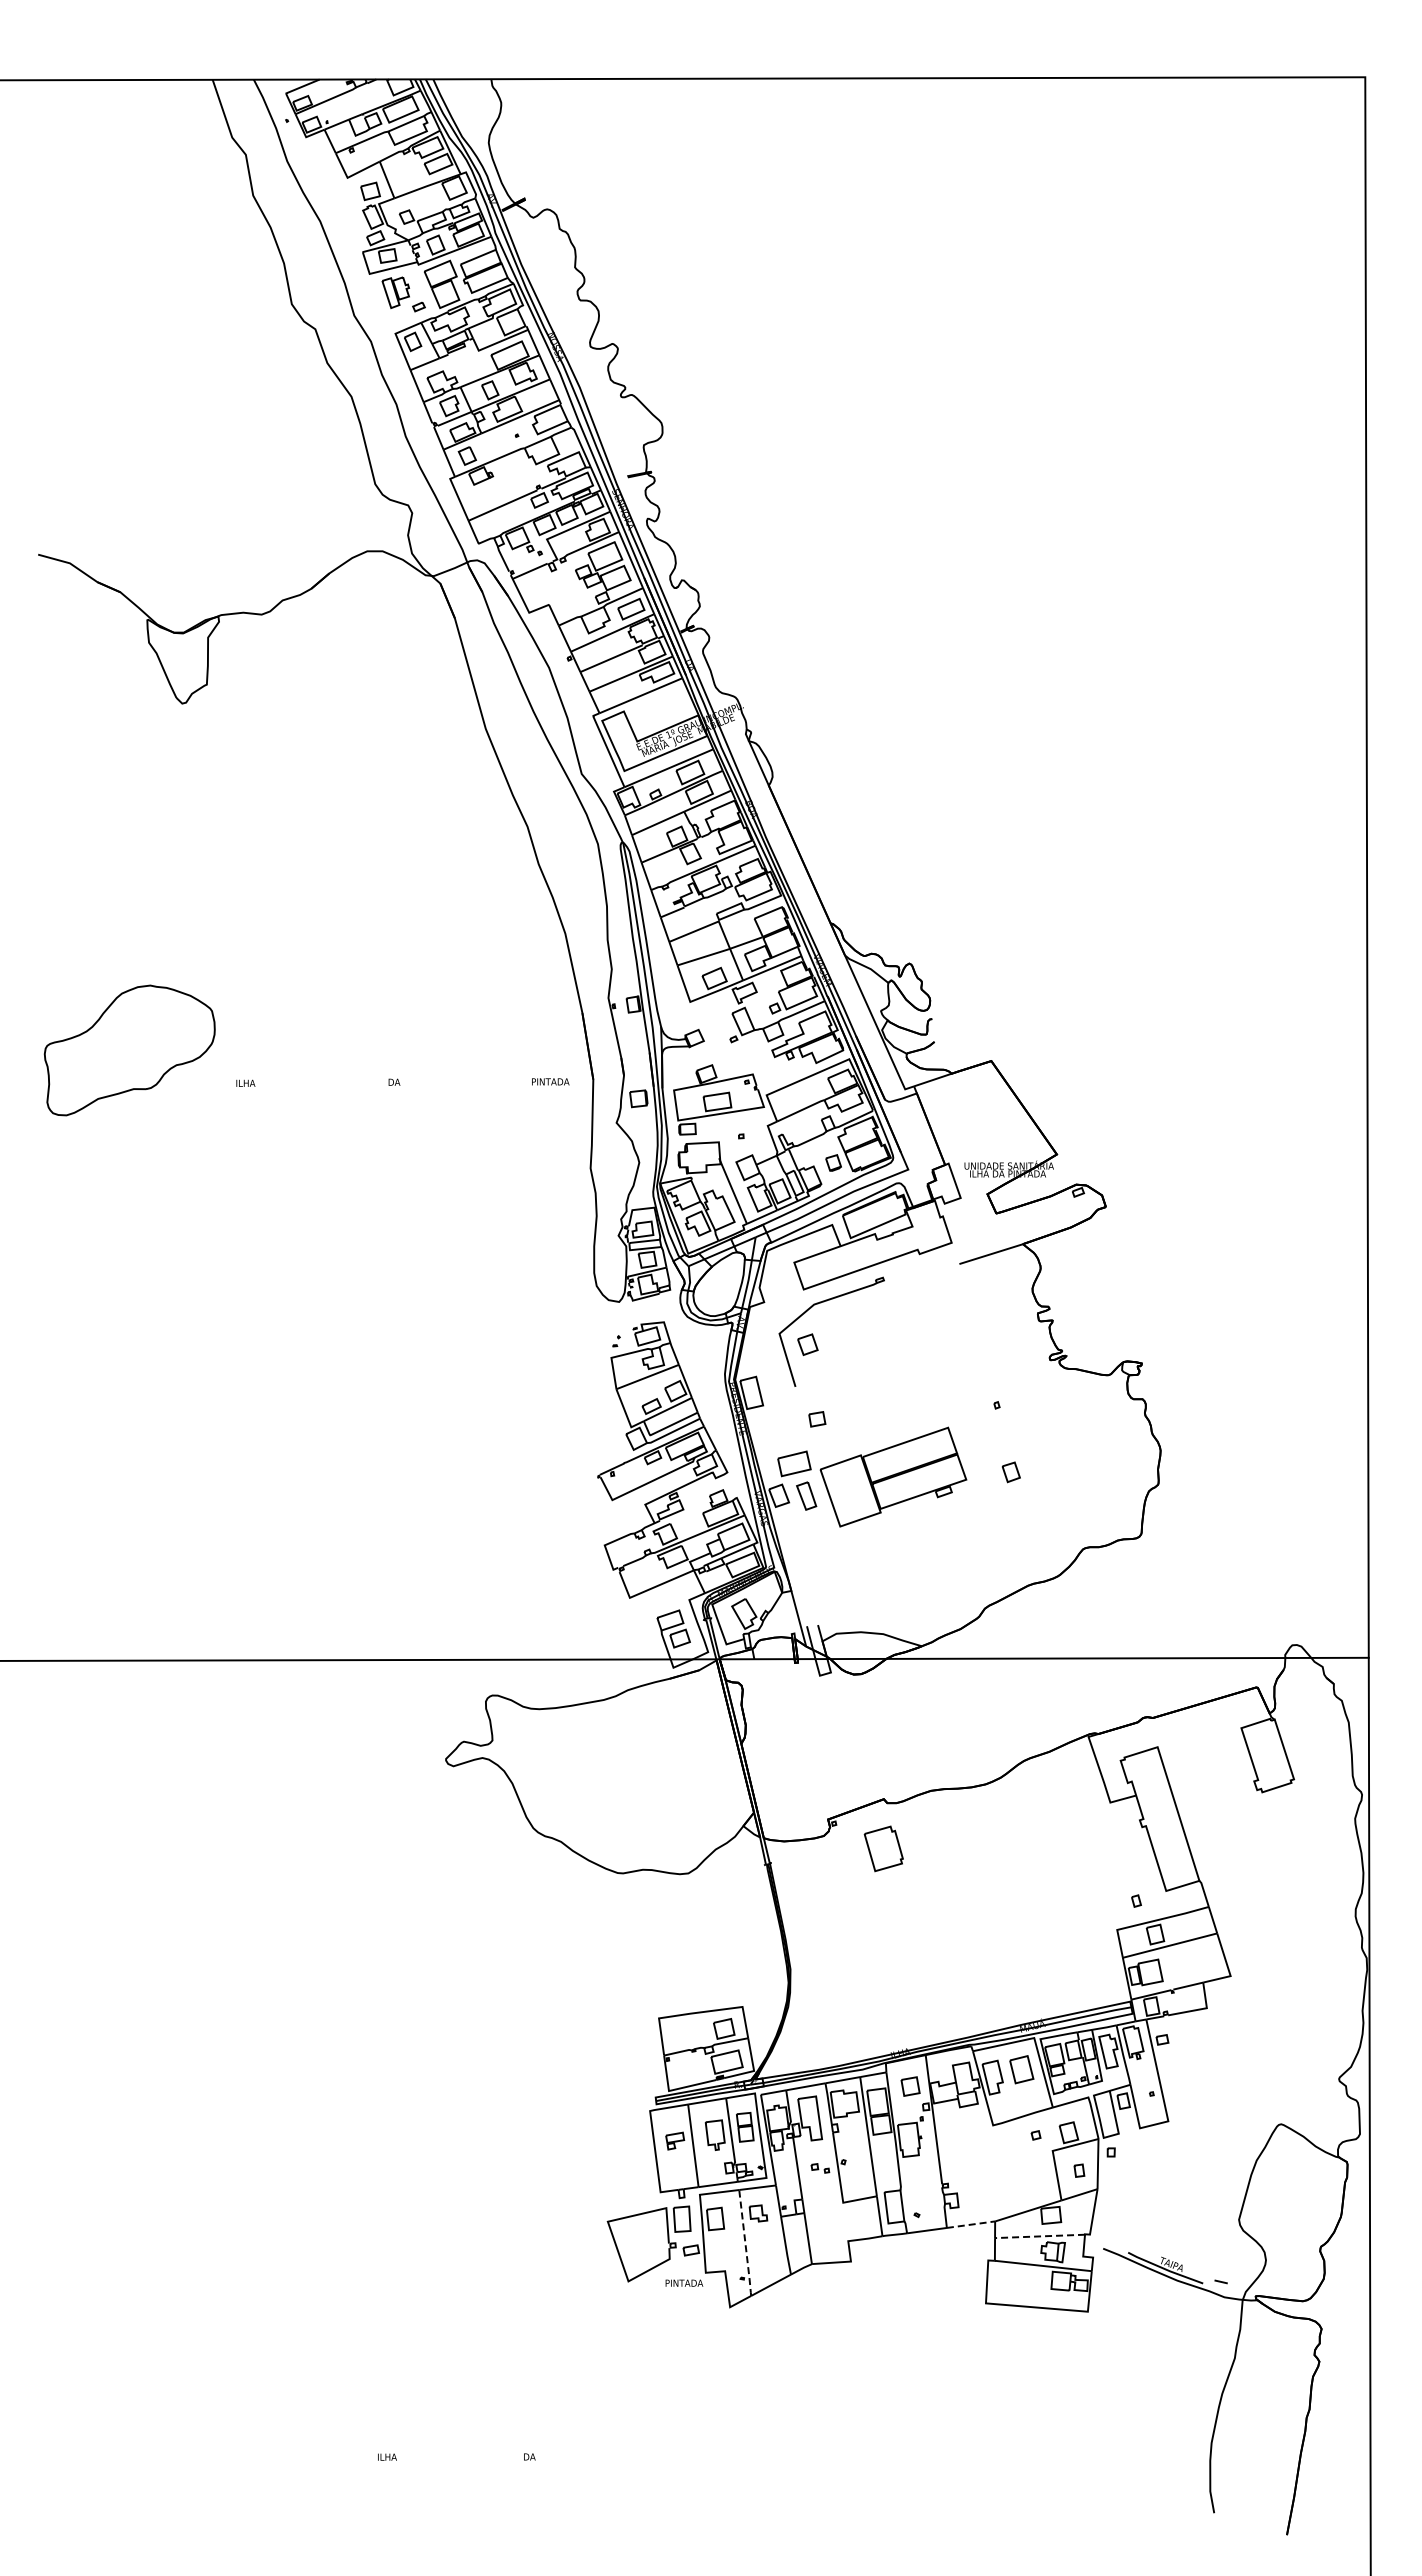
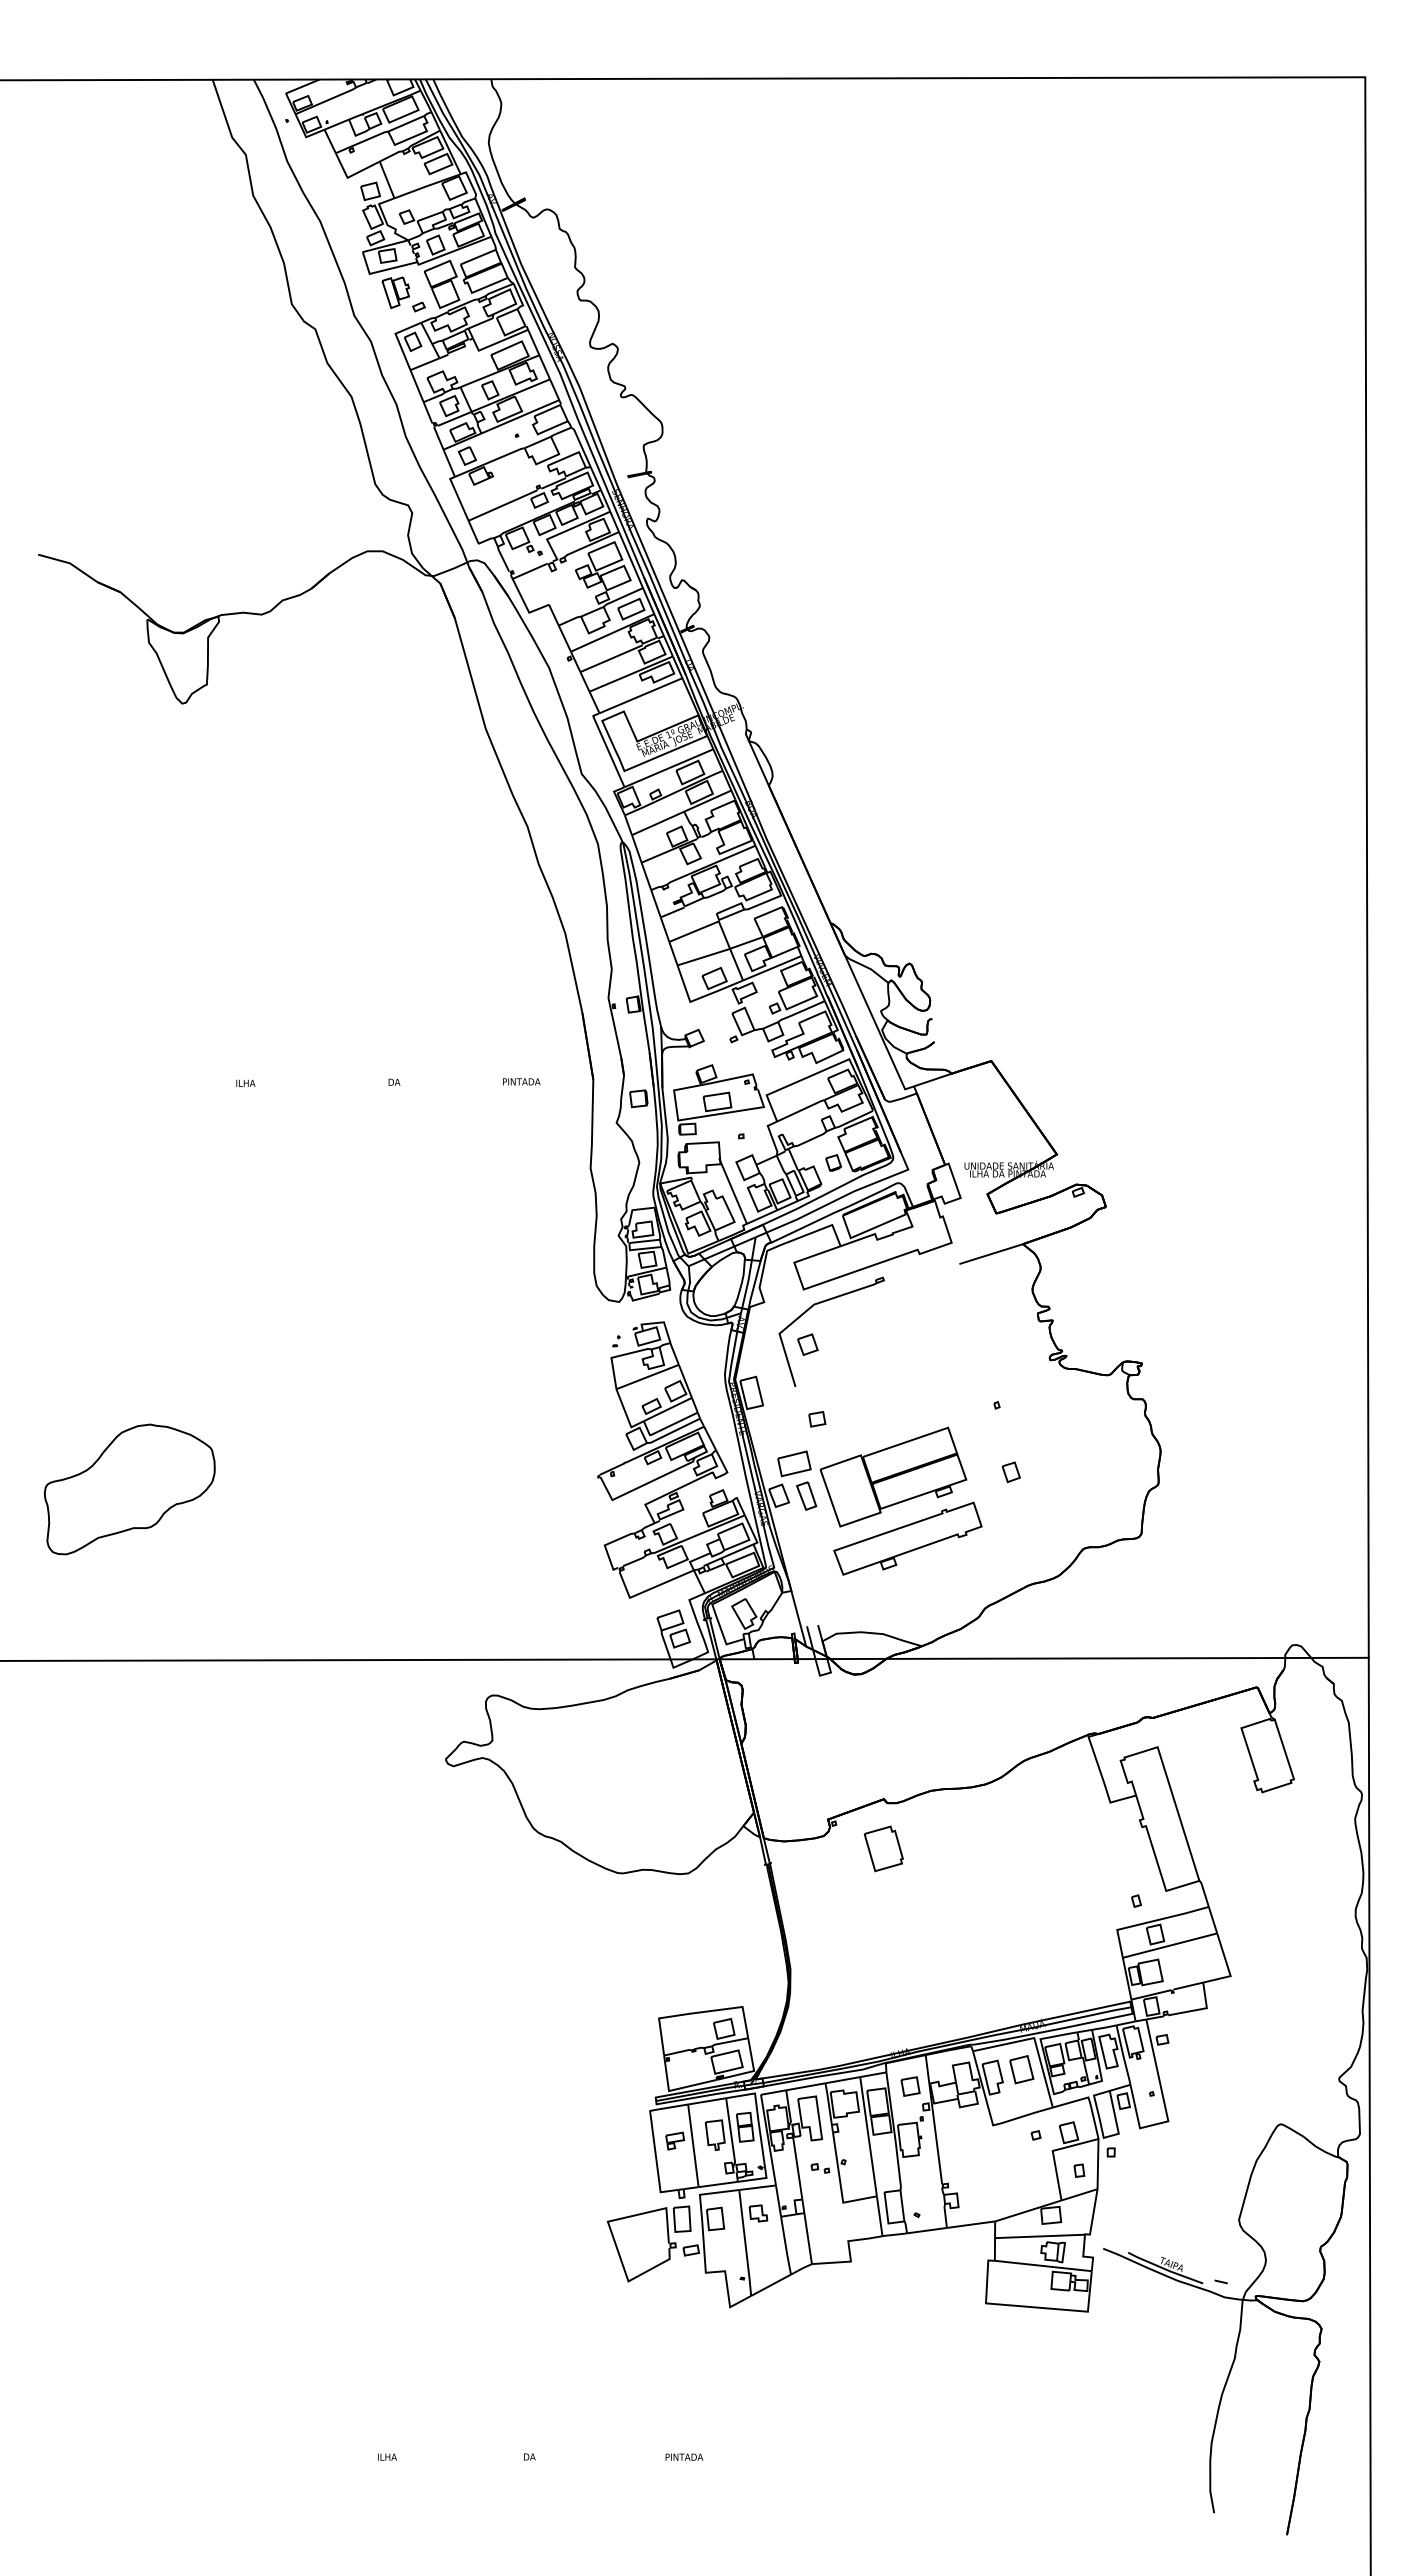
part position: (129, 1050) -> (129, 1489) (129, 1489)
text position: (550, 1081) -> (521, 1081) (521, 1081)
part: none -> present (907, 1538)
line: dashed -> solid (971, 2224)
line: dashed -> solid (1039, 2236)
line: dashed -> solid (745, 2244)
text position: (684, 2282) -> (684, 2456) (684, 2456)
